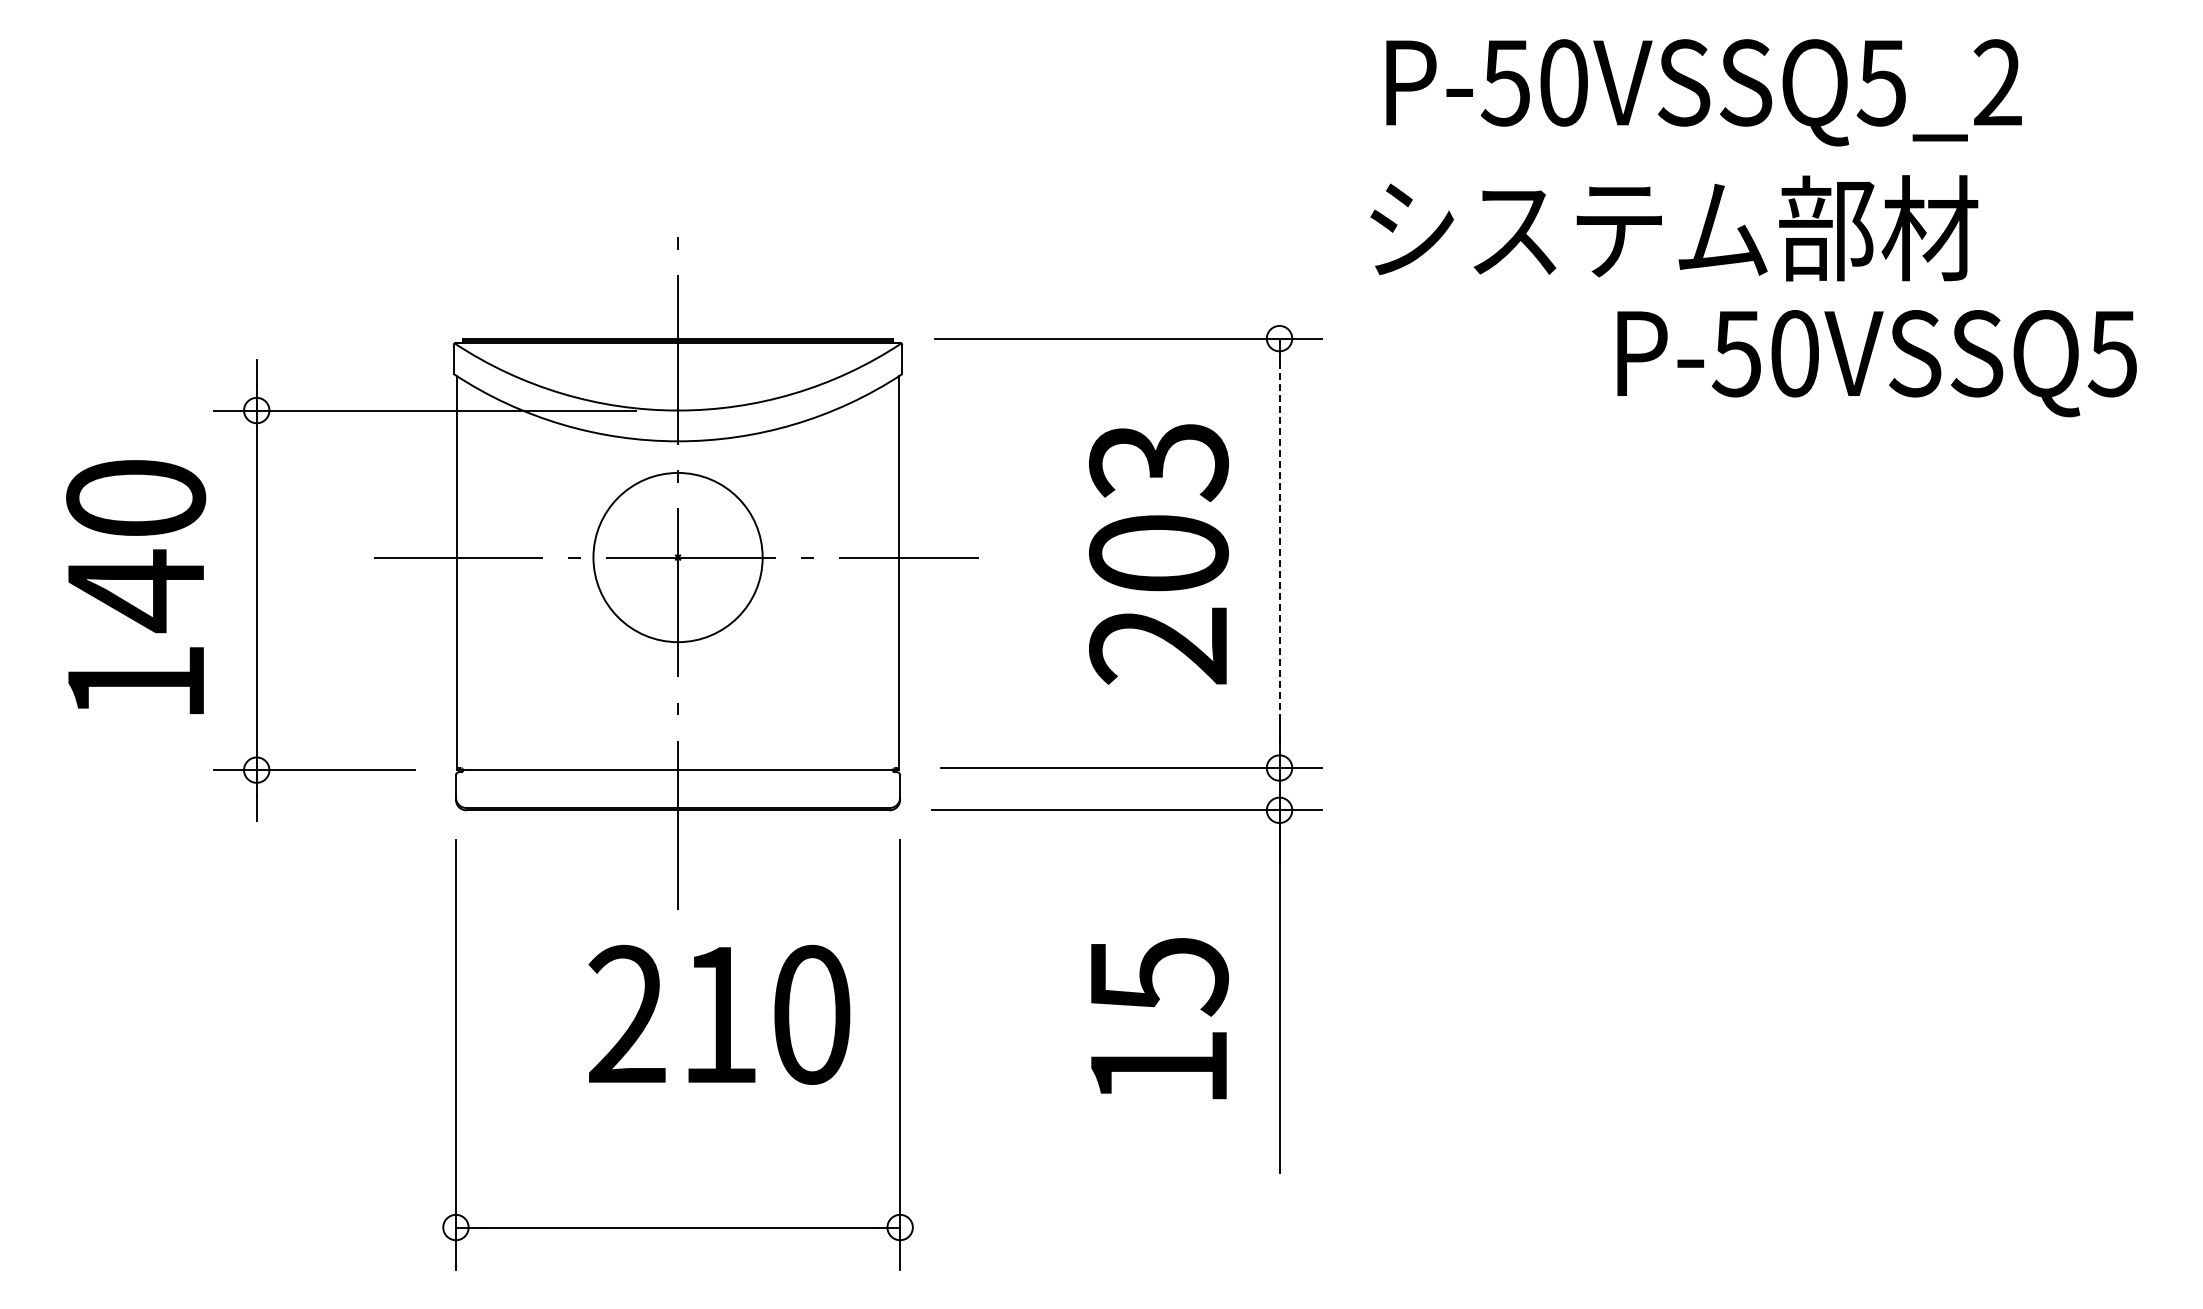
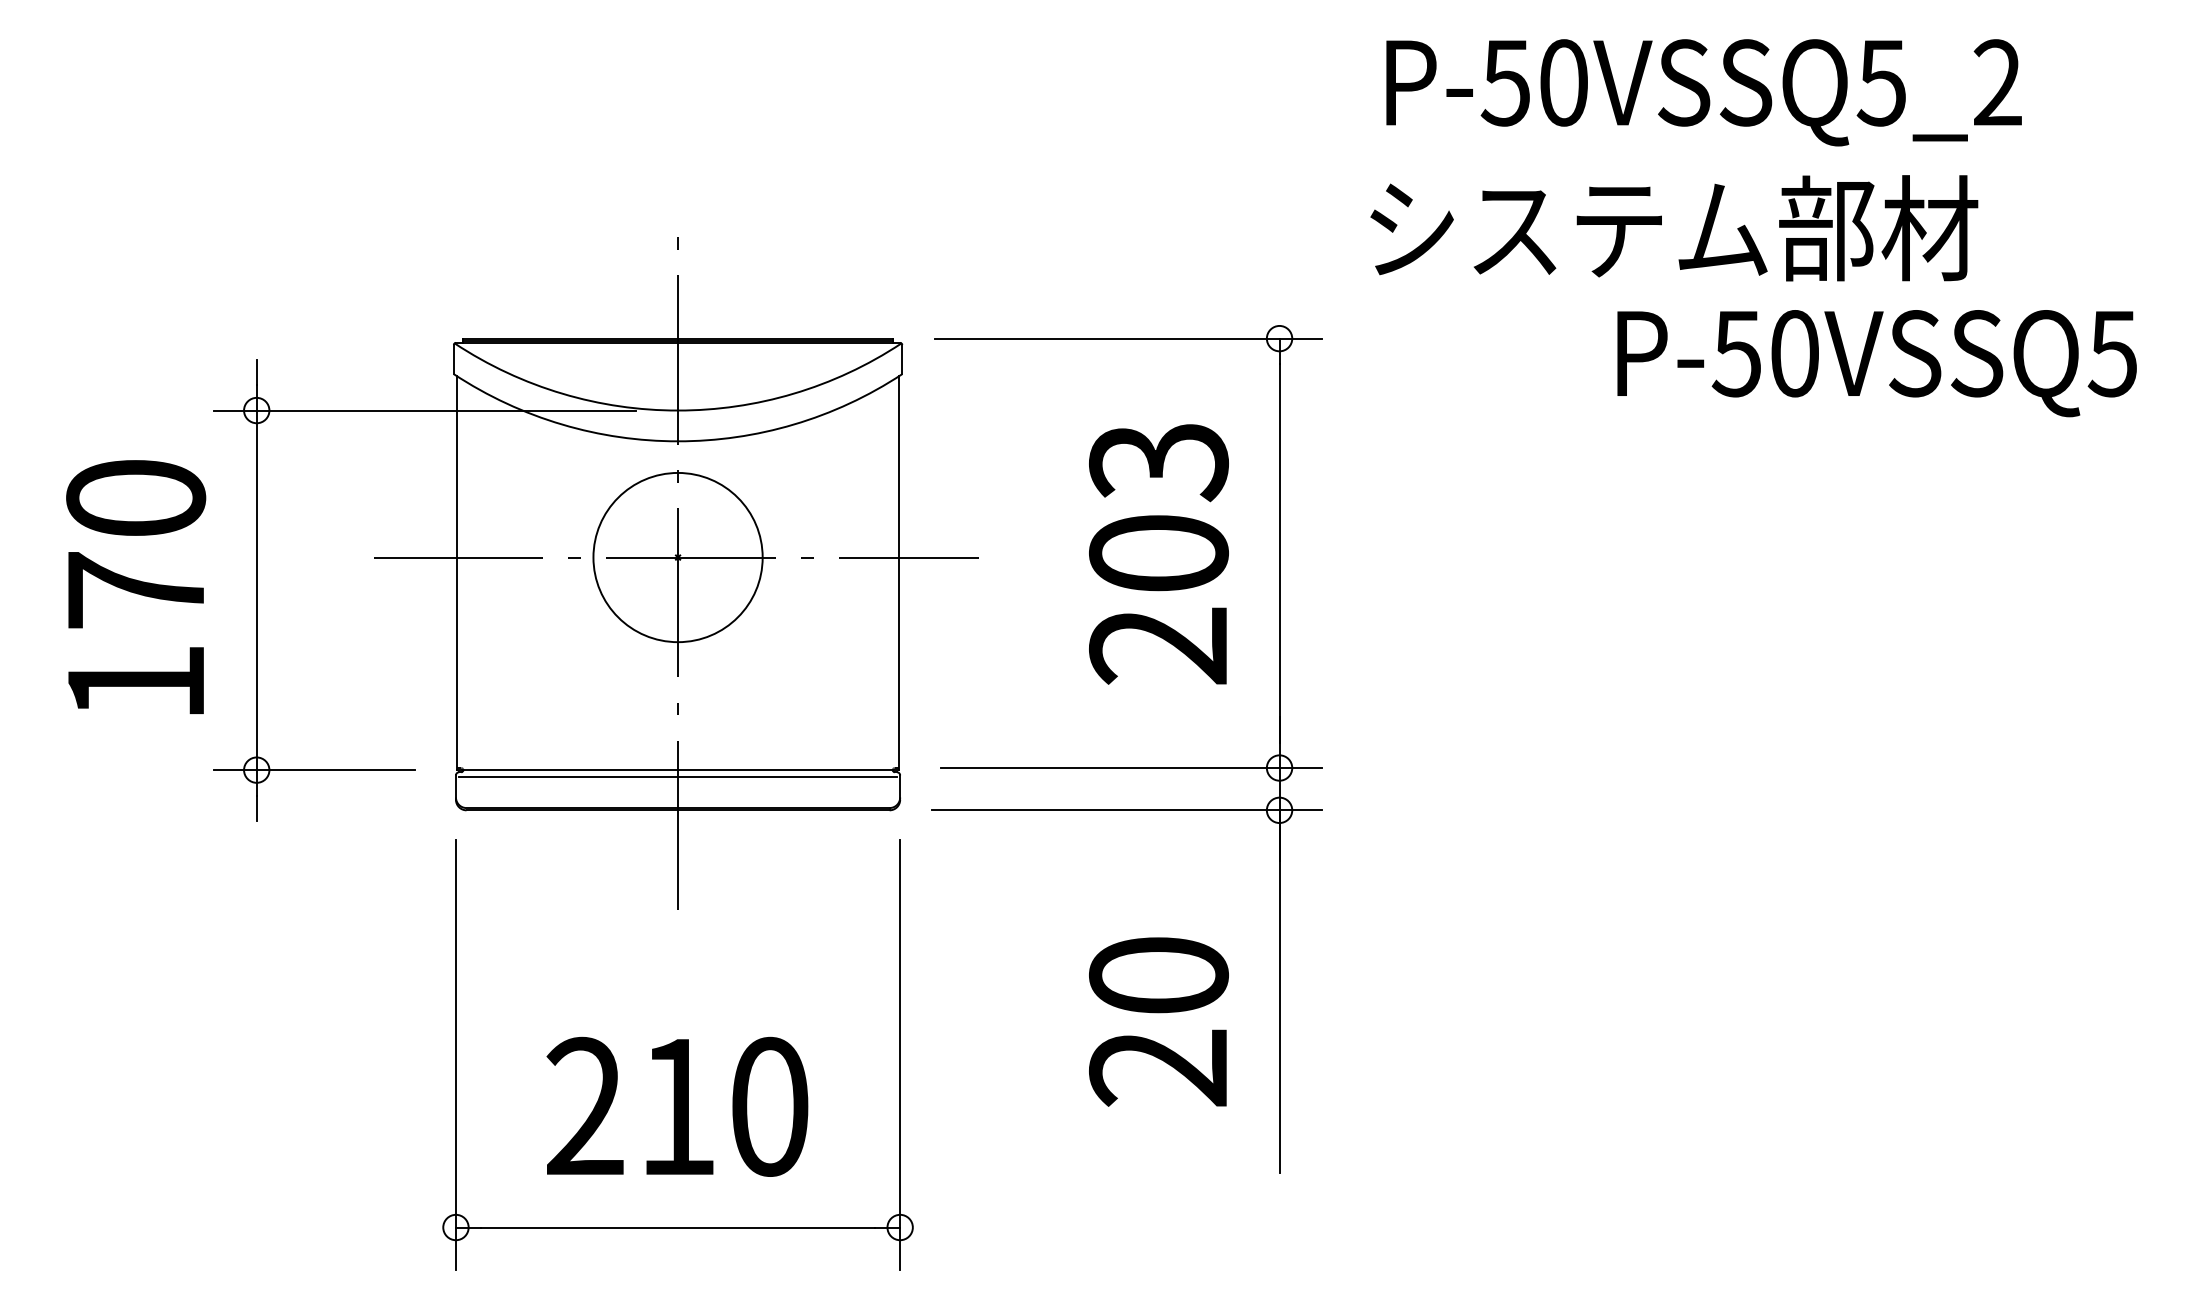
line: dashed -> solid (1279, 552)
text: 140 -> 170 (135, 591)
line: none -> present (678, 777)
text position: (719, 1014) -> (677, 1106) (677, 1106)
text: 15 -> 20 (1158, 1021)
